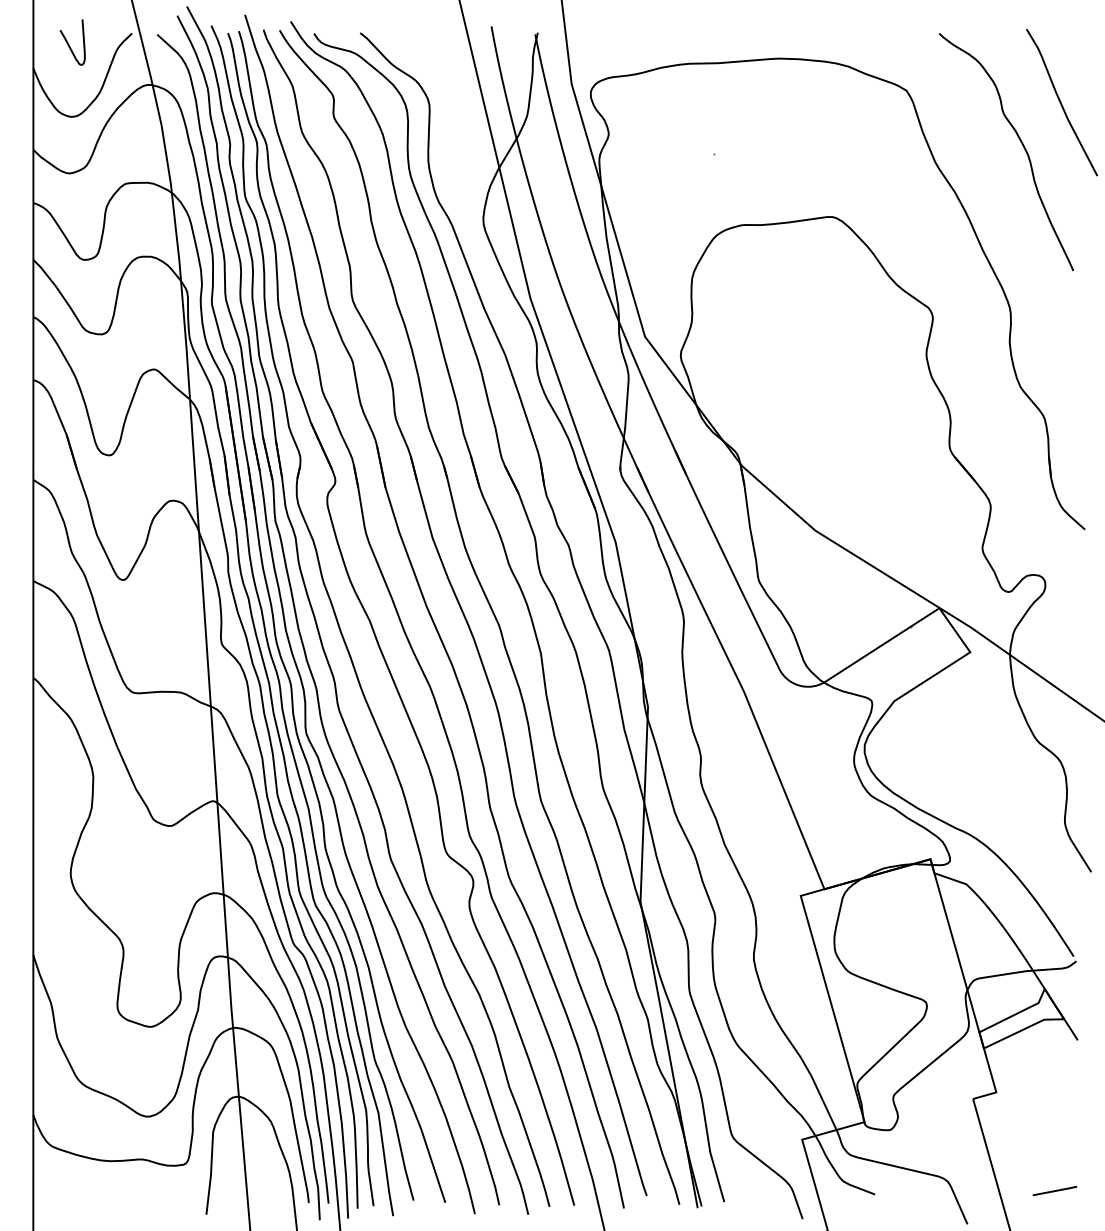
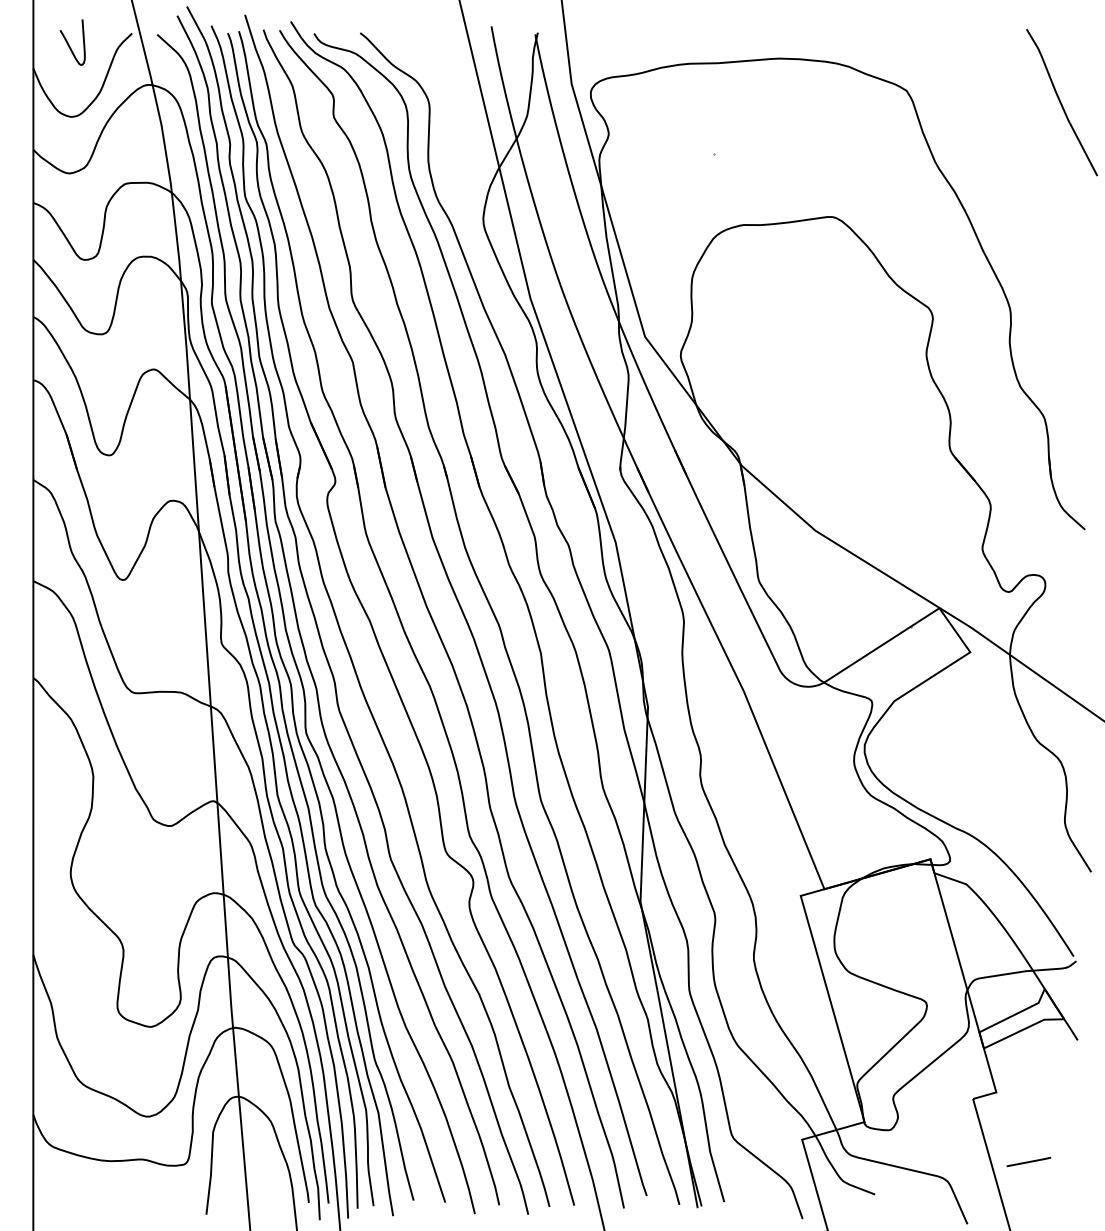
curve: present -> none (1021, 144)
line position: (1054, 1190) -> (1028, 1161) (1028, 1161)
